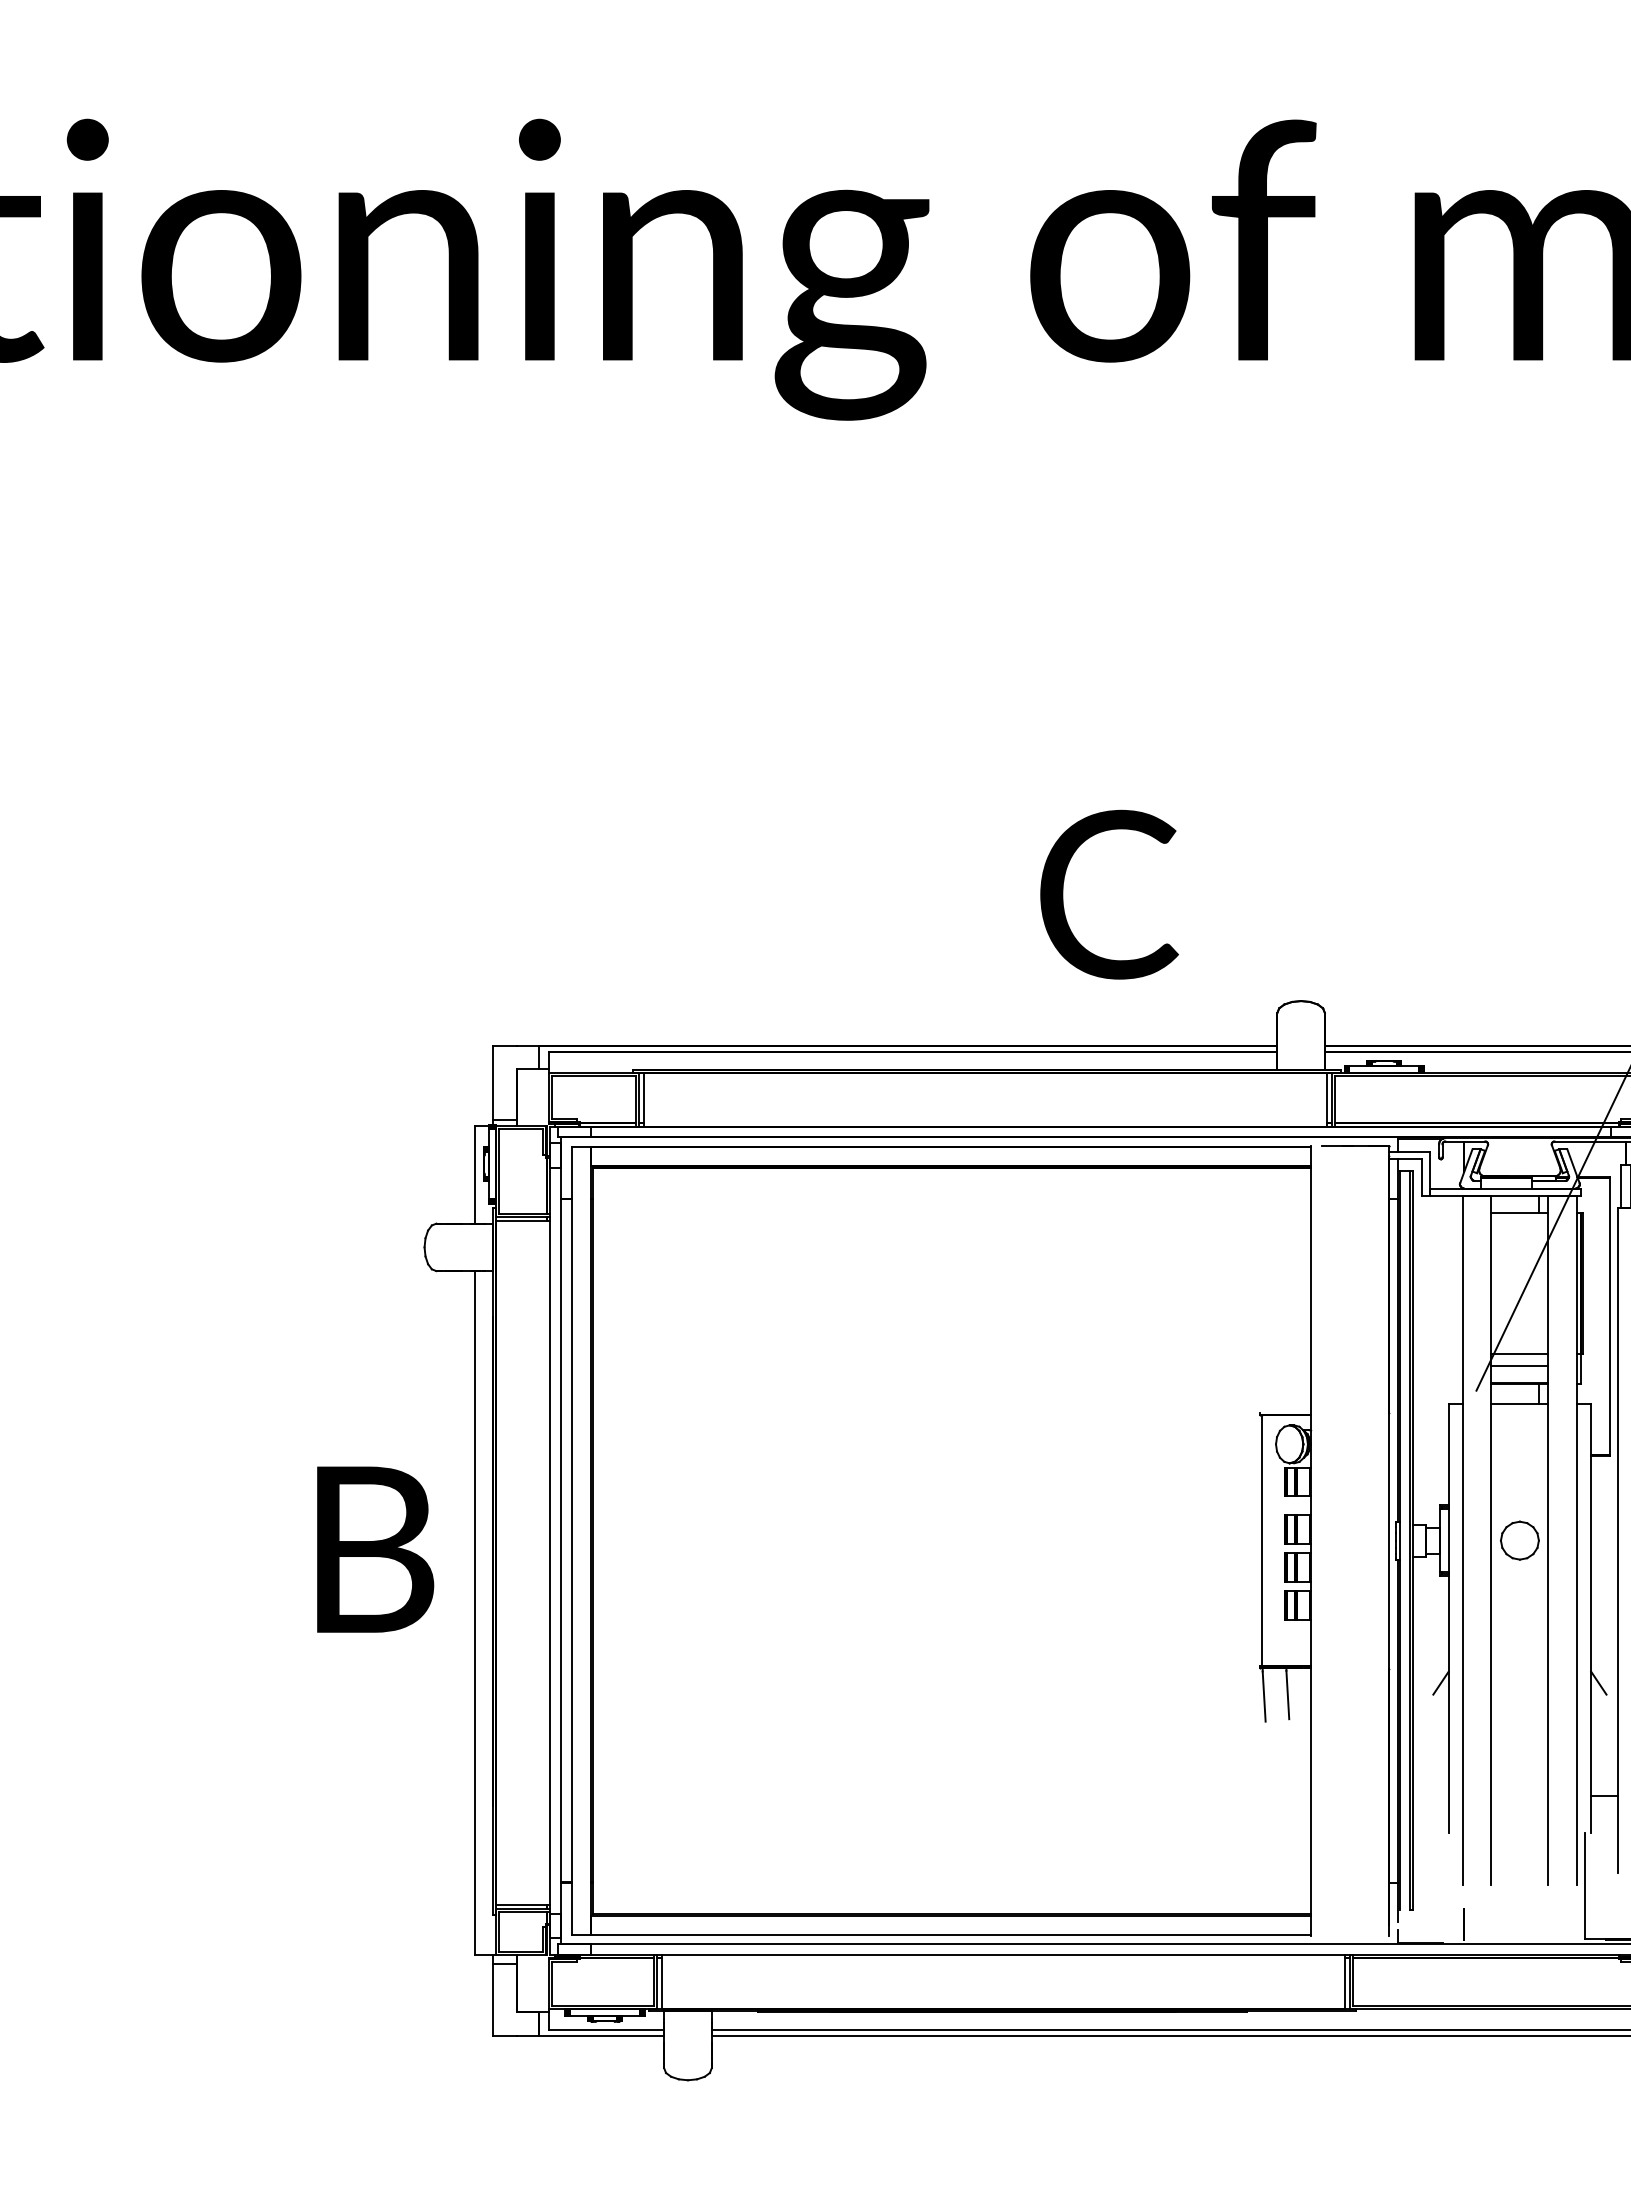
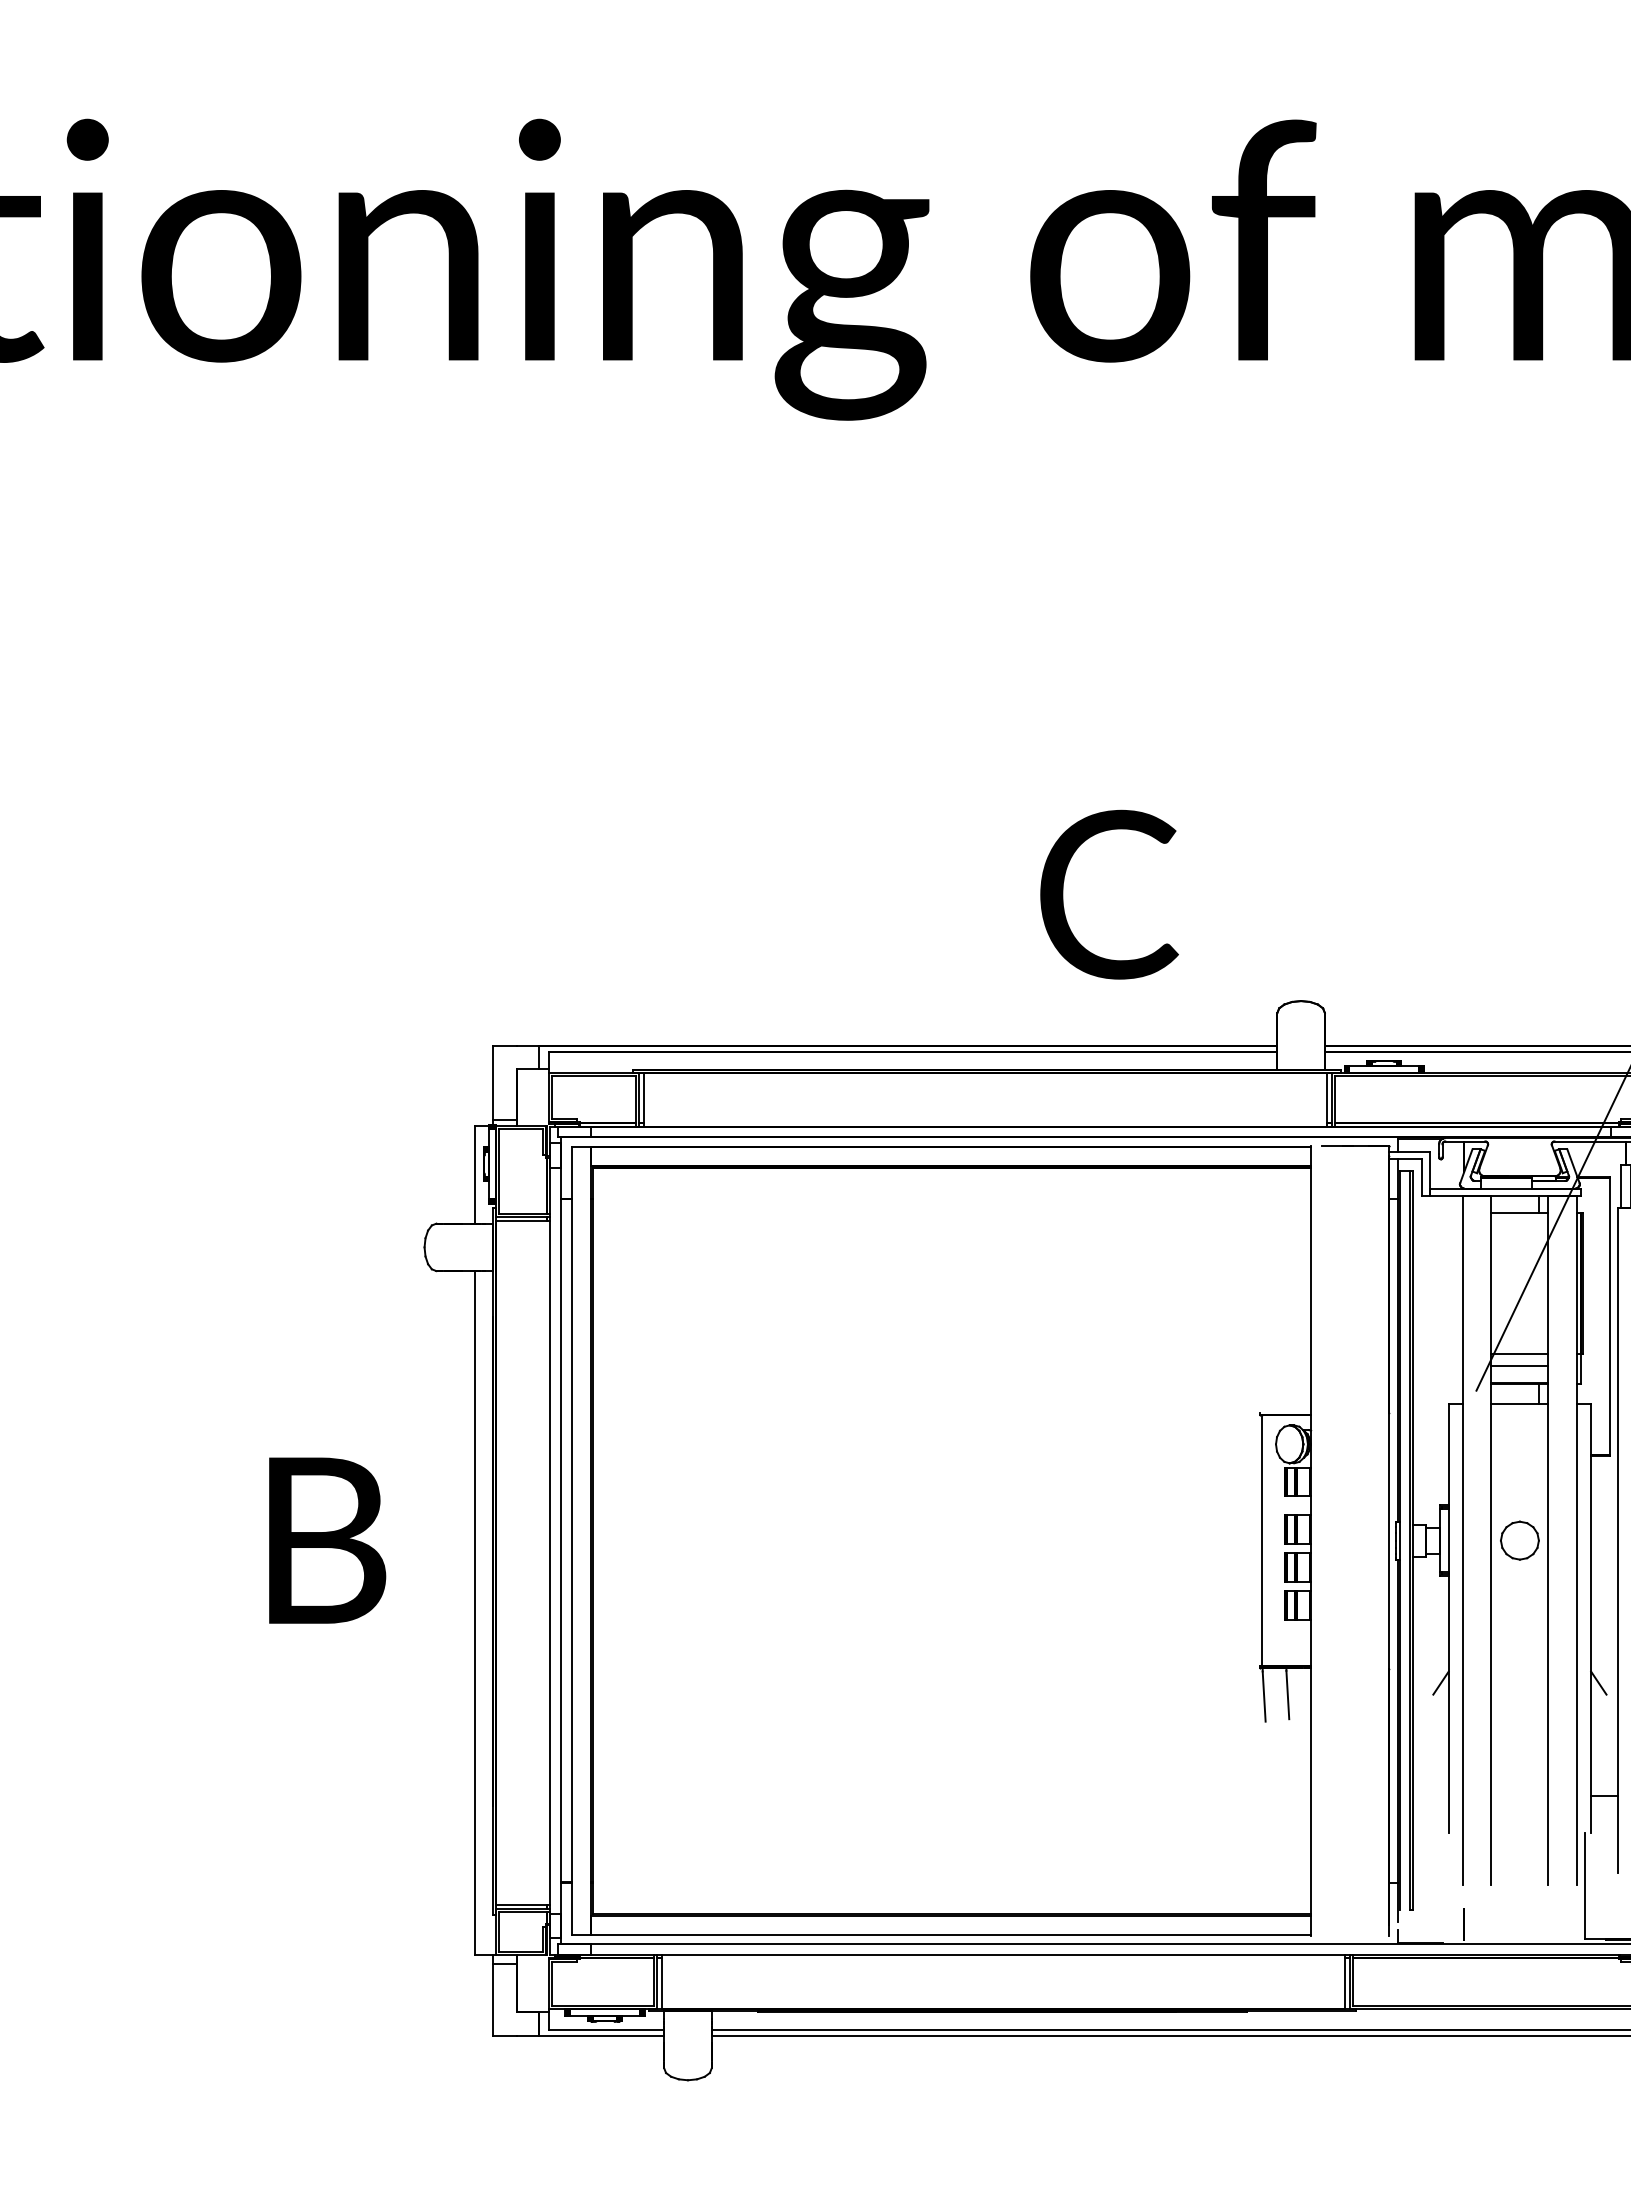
text position: (375, 1549) -> (327, 1540) (327, 1540)
